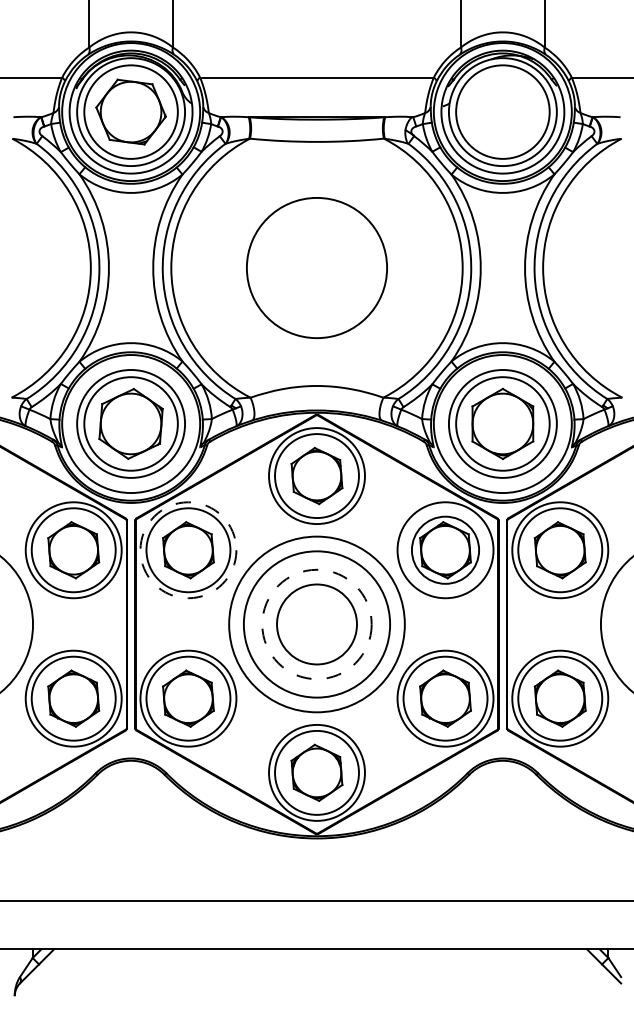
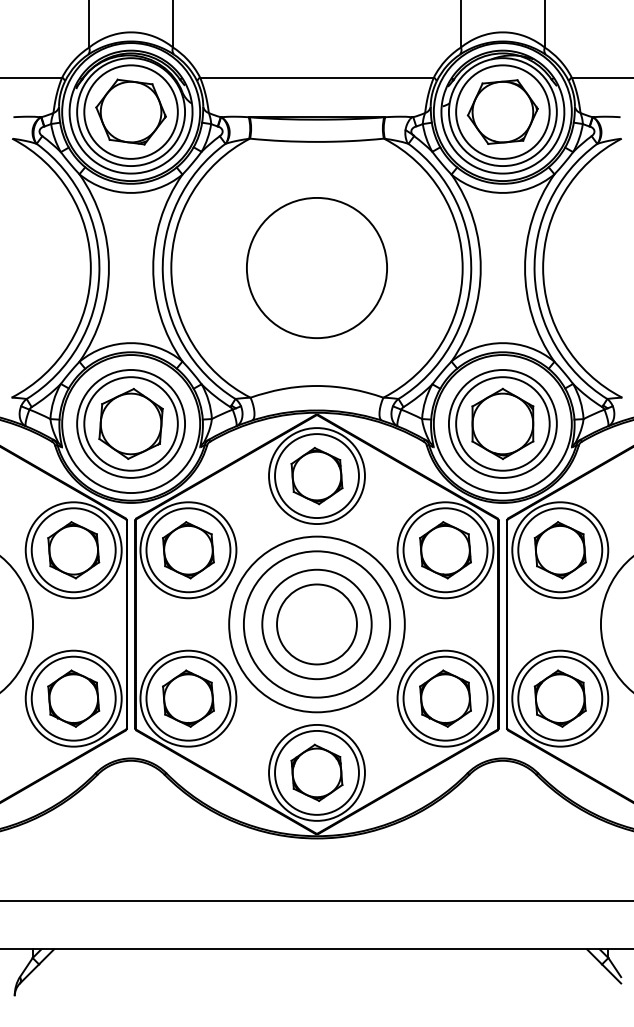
part: none -> present (502, 111)
circle diameter: 67 px -> 84 px (445, 550)
circle: dashed -> solid (188, 550)
circle: dashed -> solid (316, 624)
